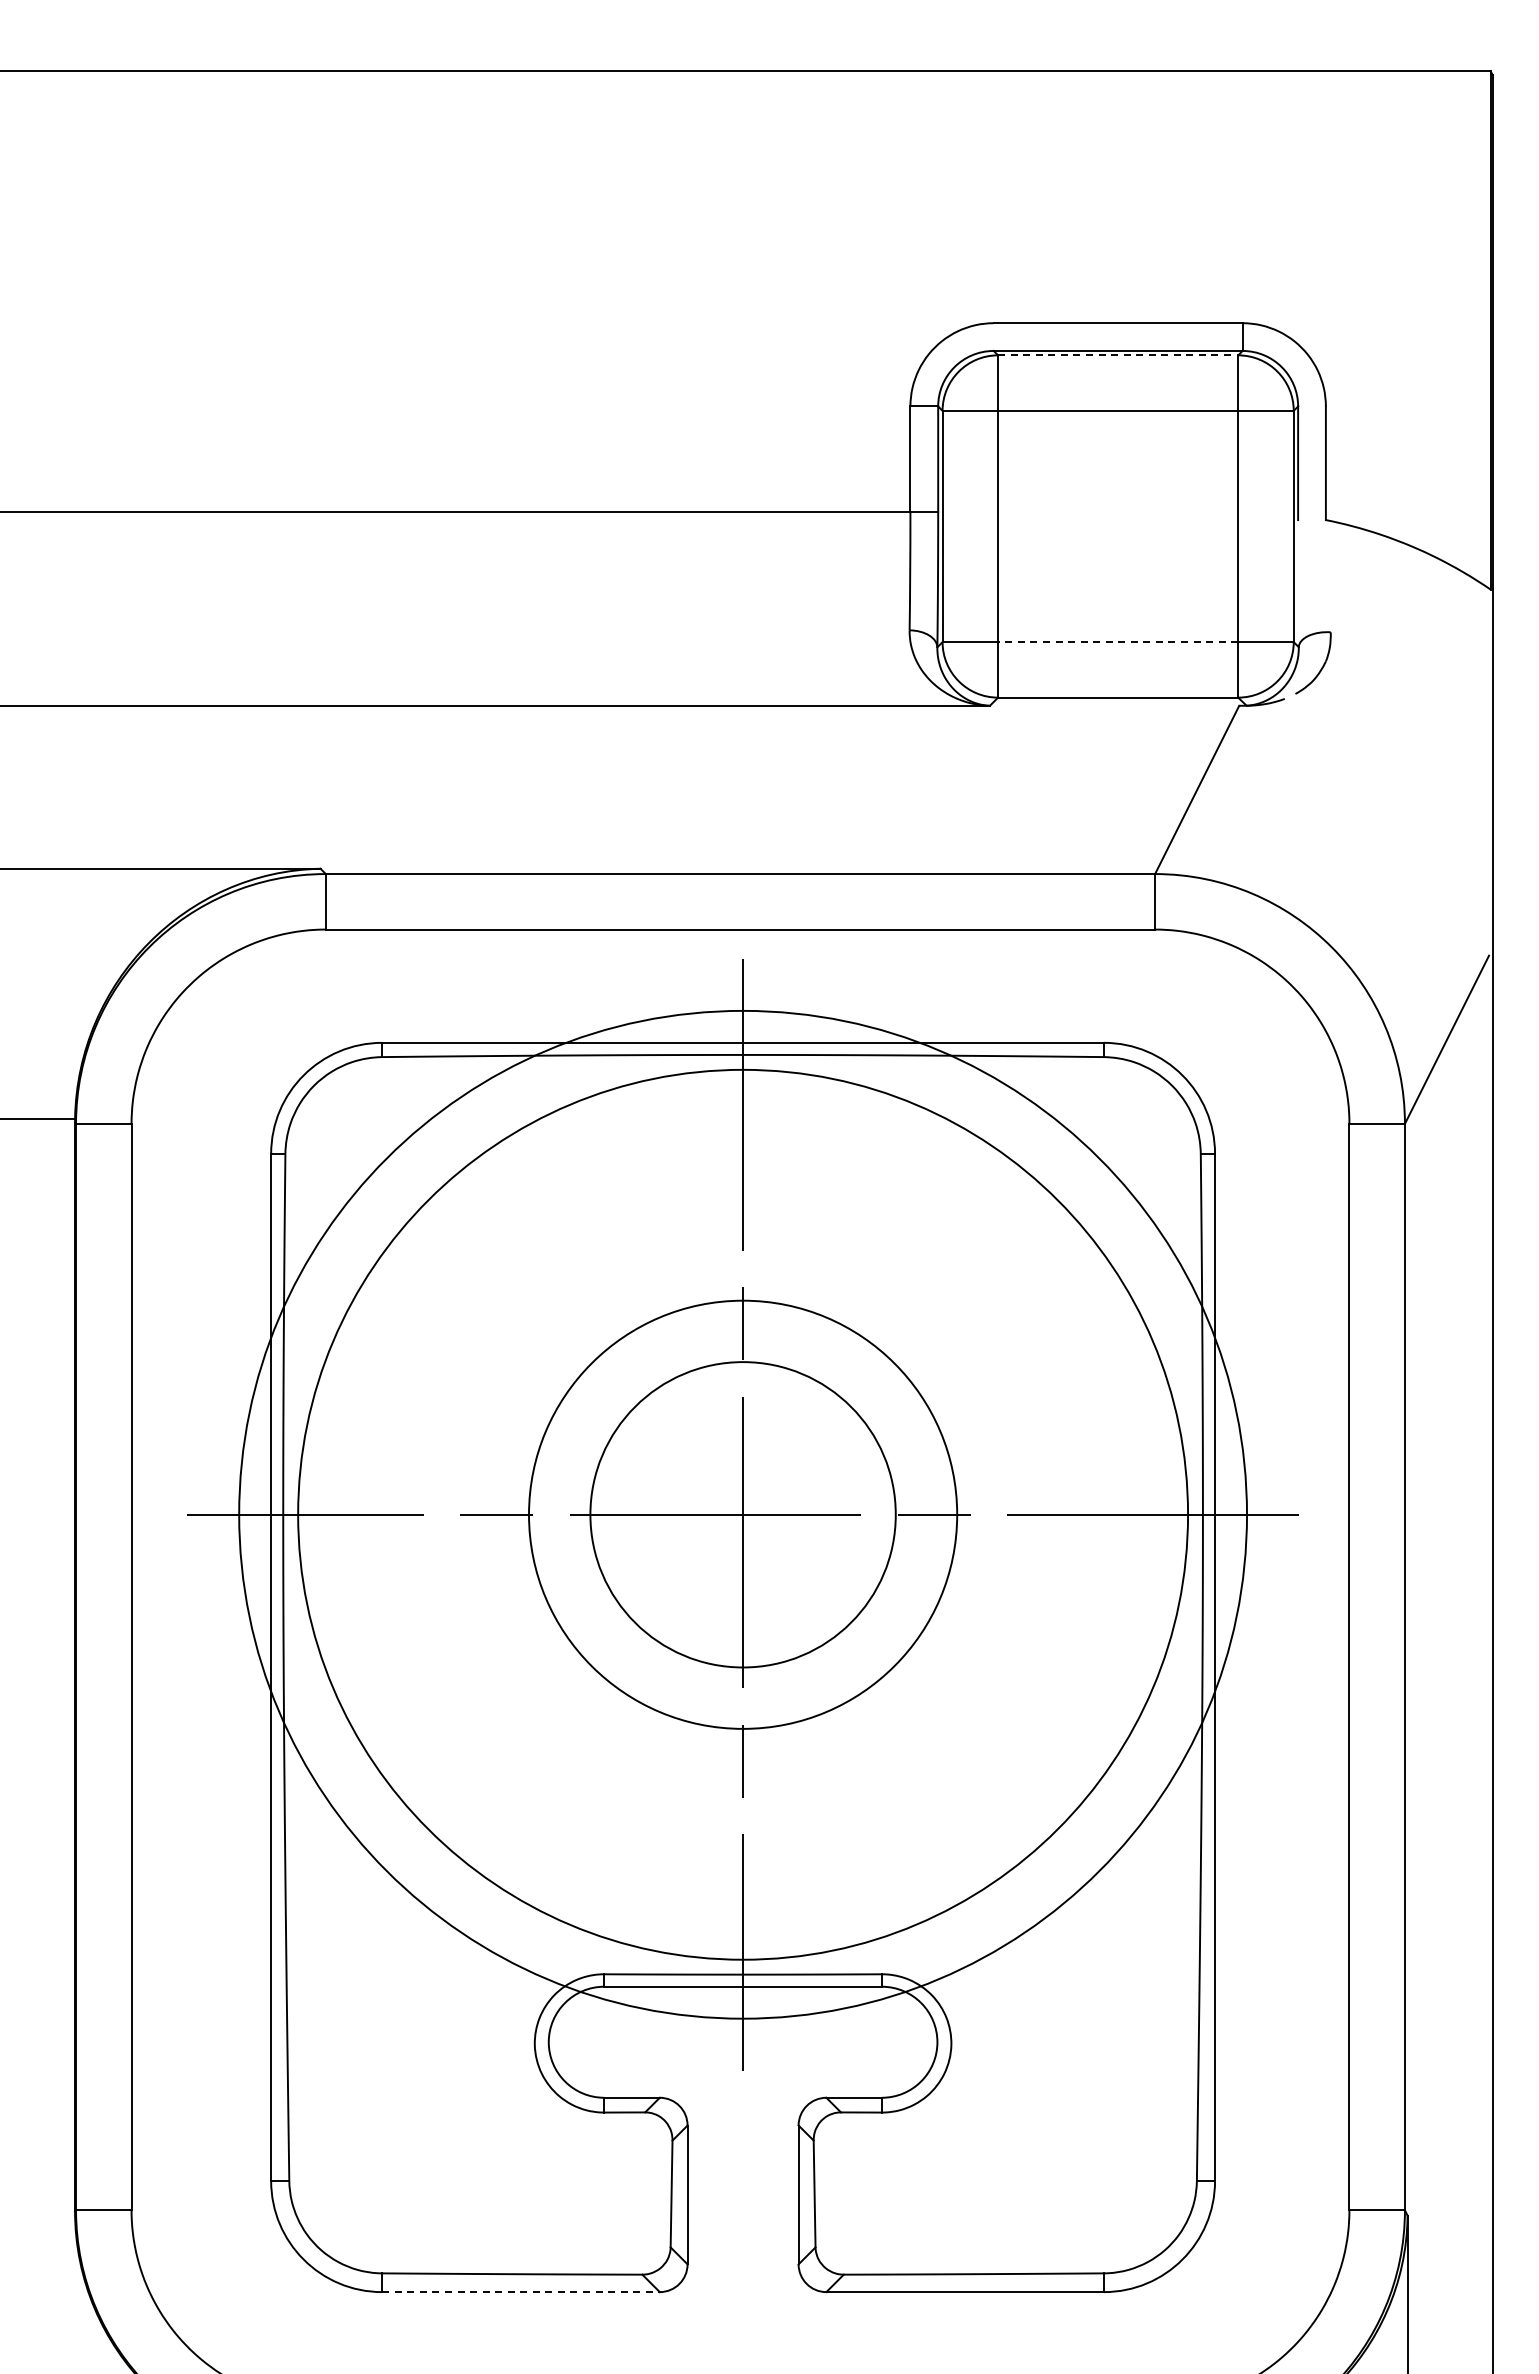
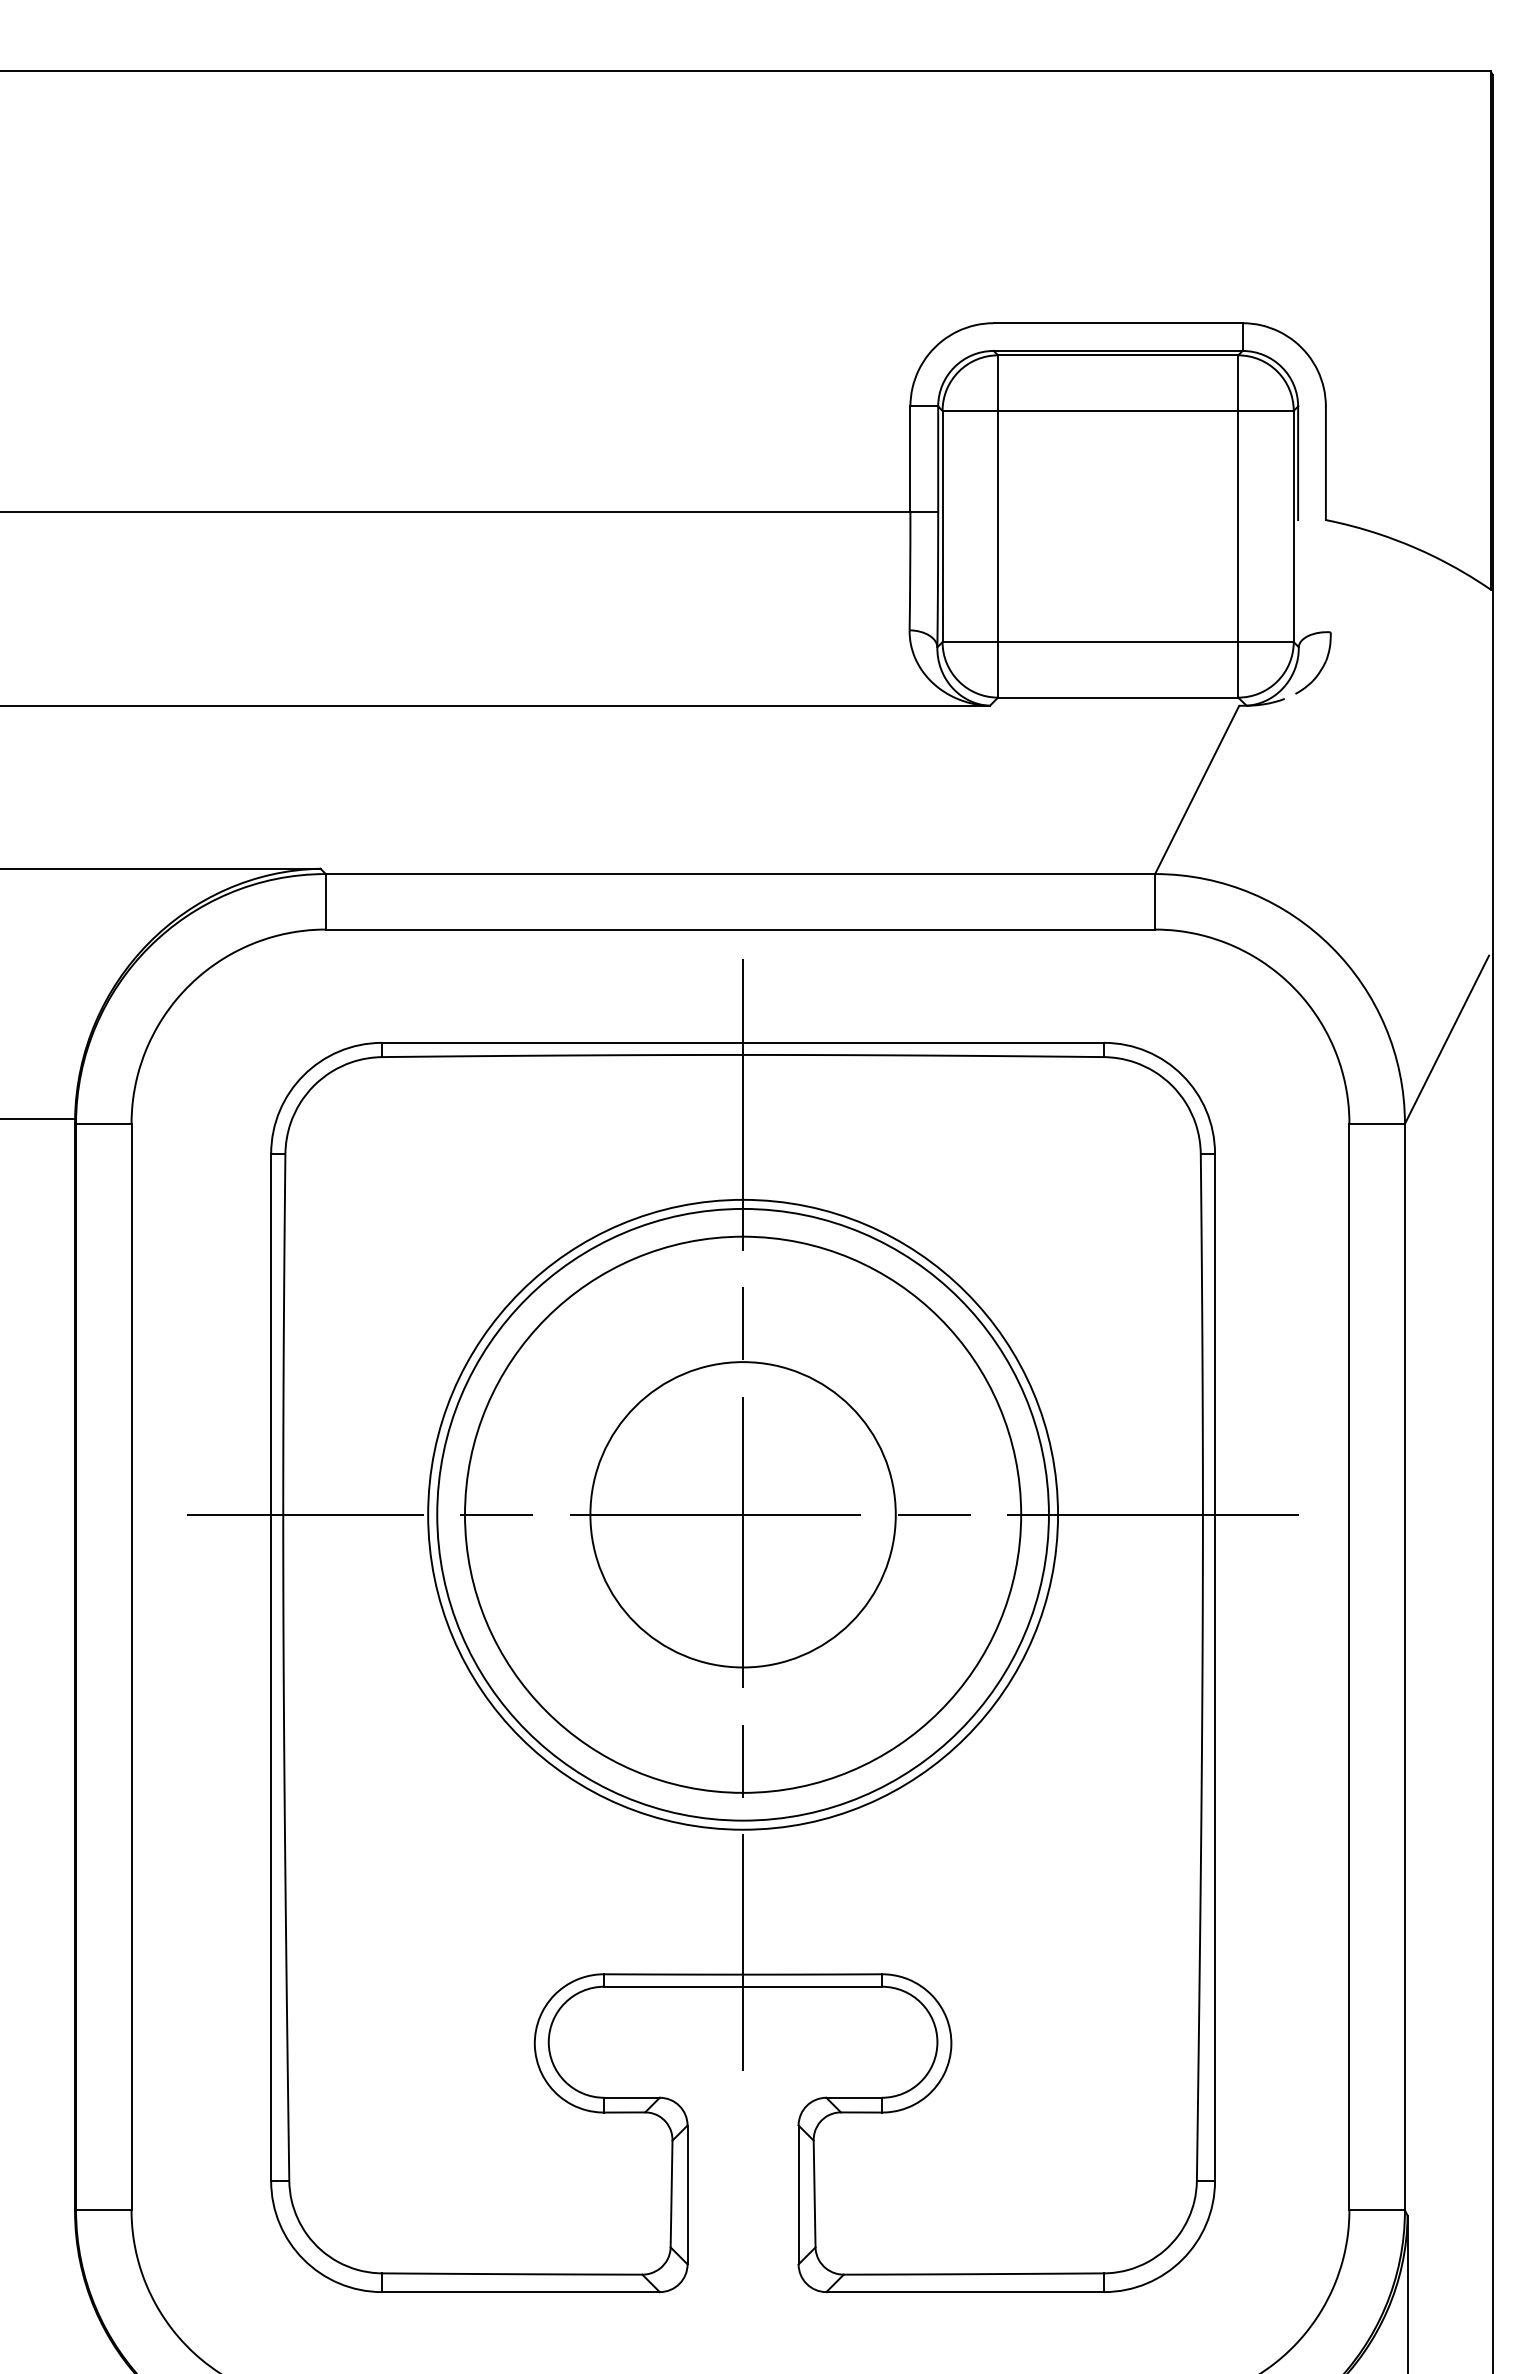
line: dashed -> solid (1118, 355)
line: dashed -> solid (1117, 642)
circle diameter: 1008 px -> 630 px (743, 1514)
circle diameter: 428 px -> 612 px (742, 1514)
circle diameter: 890 px -> 556 px (743, 1514)
line: dashed -> solid (521, 2292)
